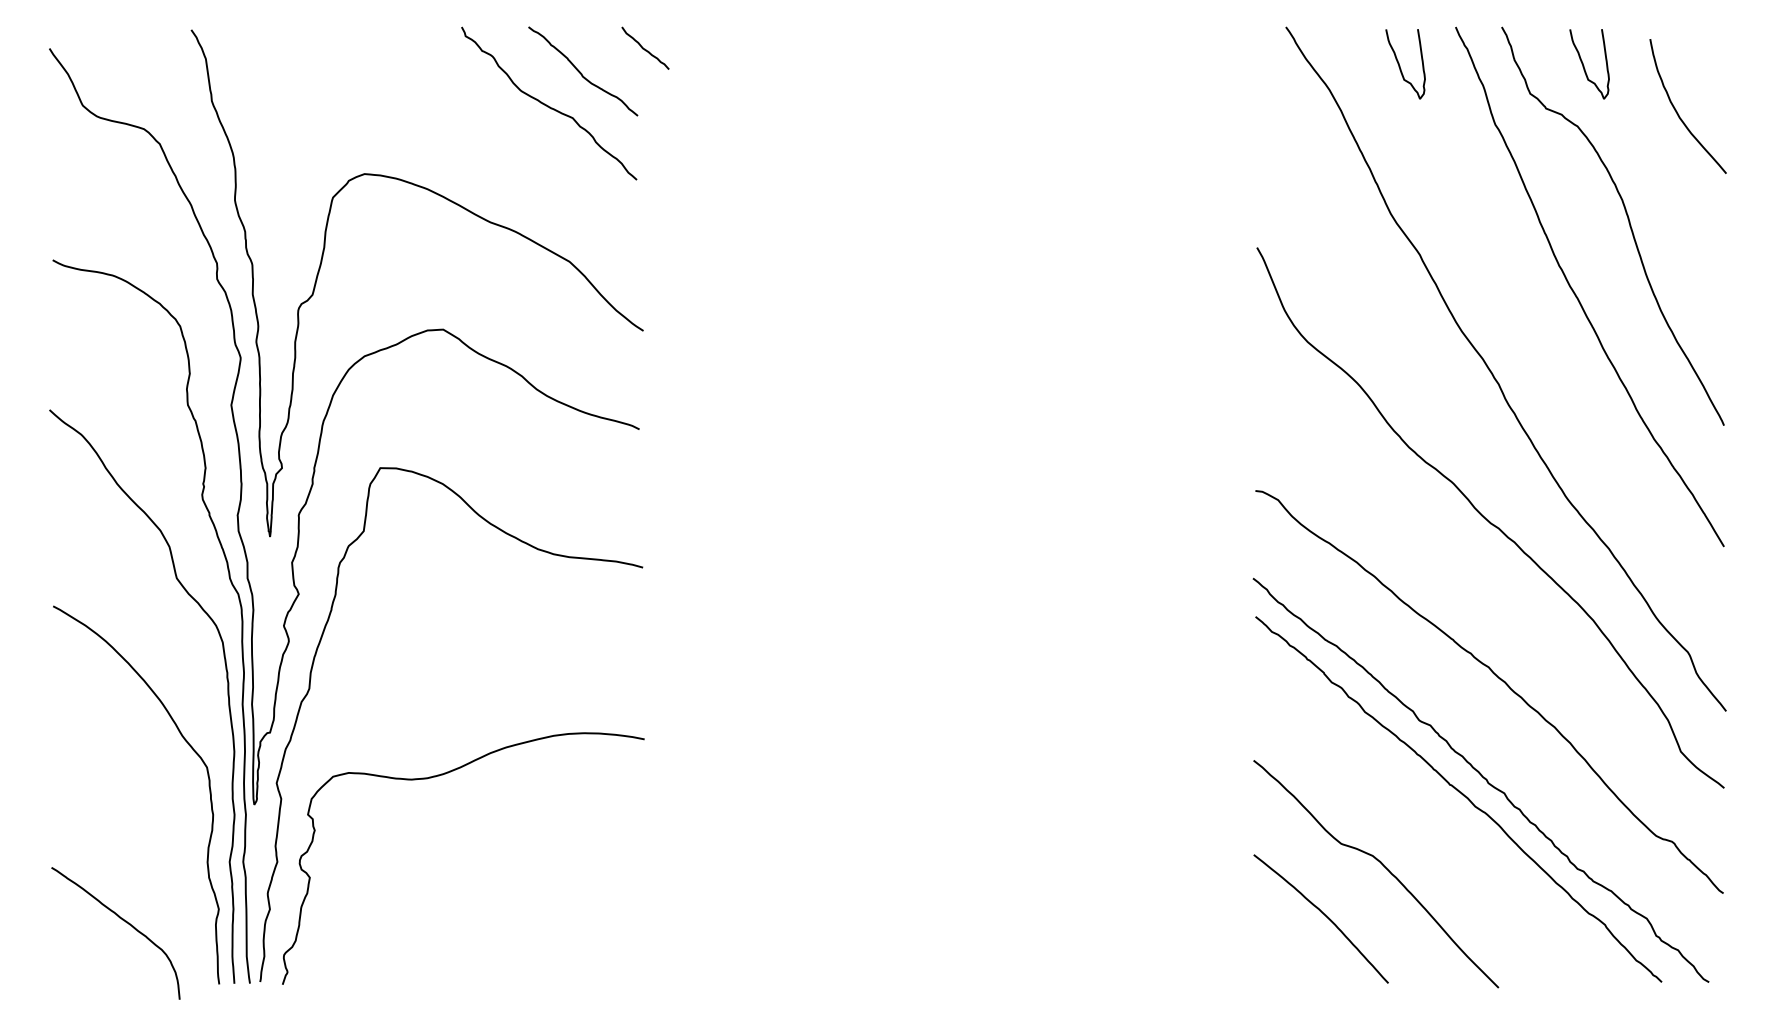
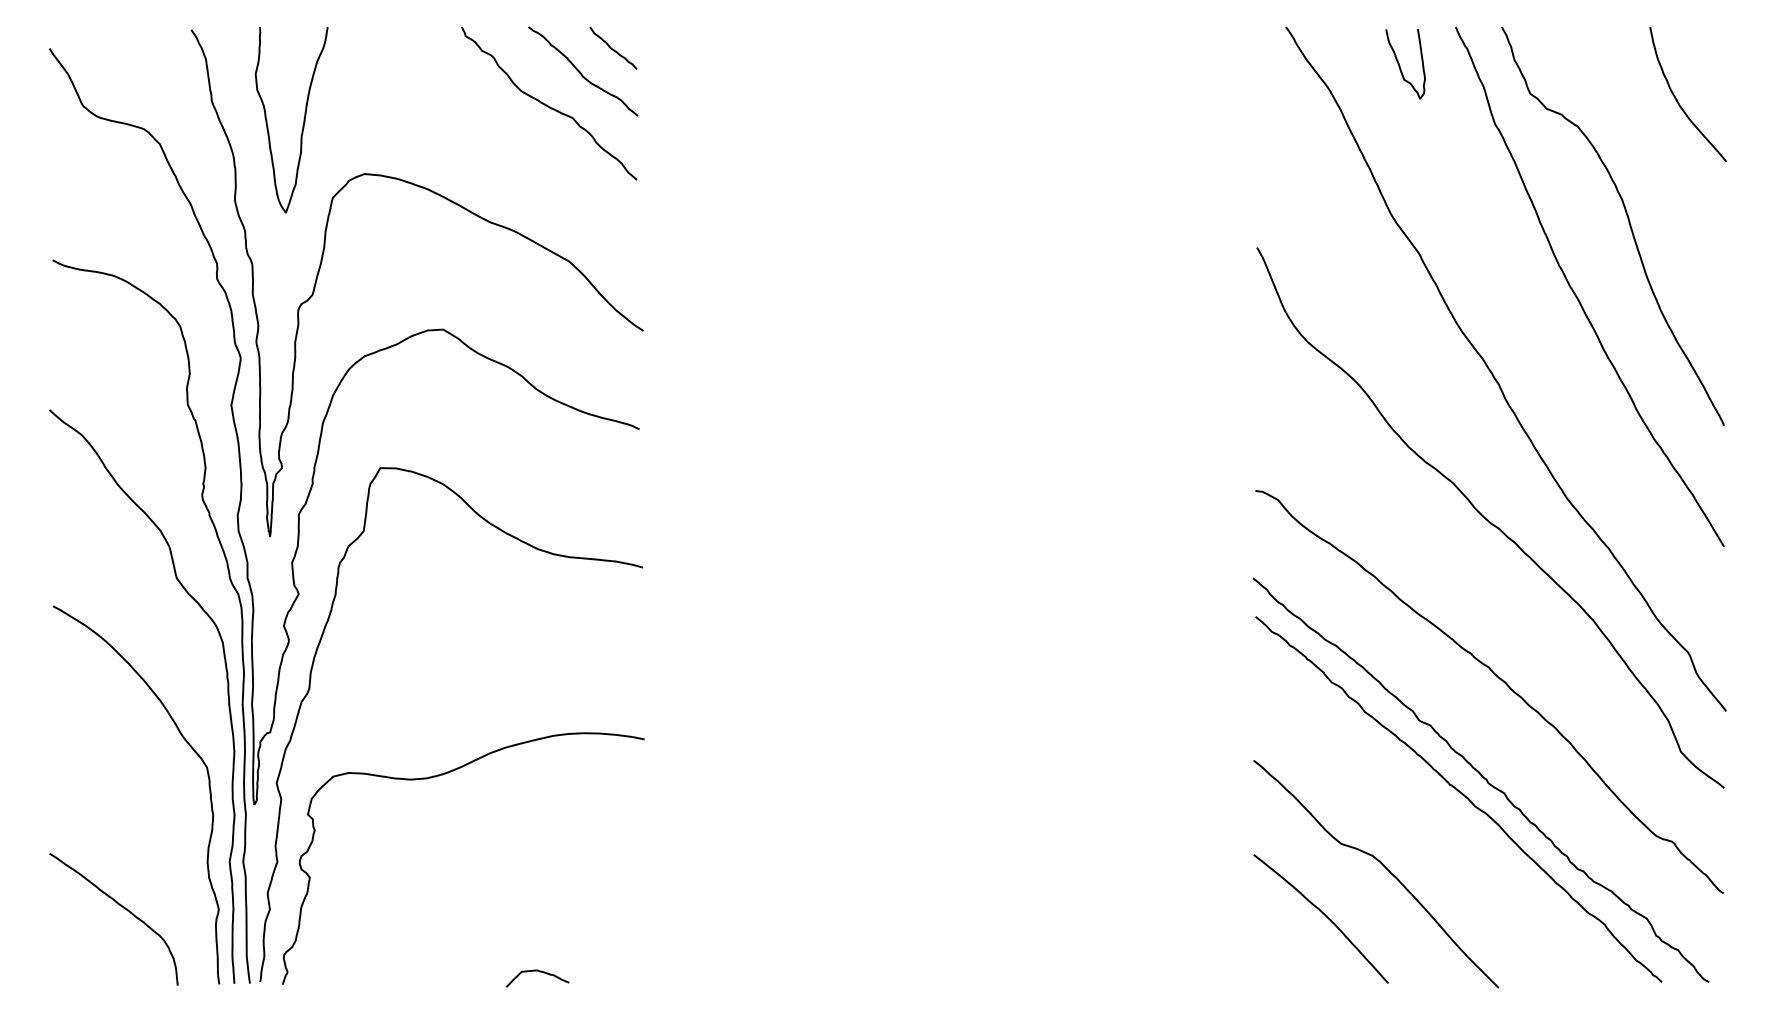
curve position: (645, 48) -> (613, 48) (613, 48)
curve: present -> none (1584, 65)
curve position: (1677, 111) -> (1677, 99) (1677, 99)
curve: none -> present (303, 120)
curve position: (122, 920) -> (120, 906) (120, 906)
curve: none -> present (539, 972)
